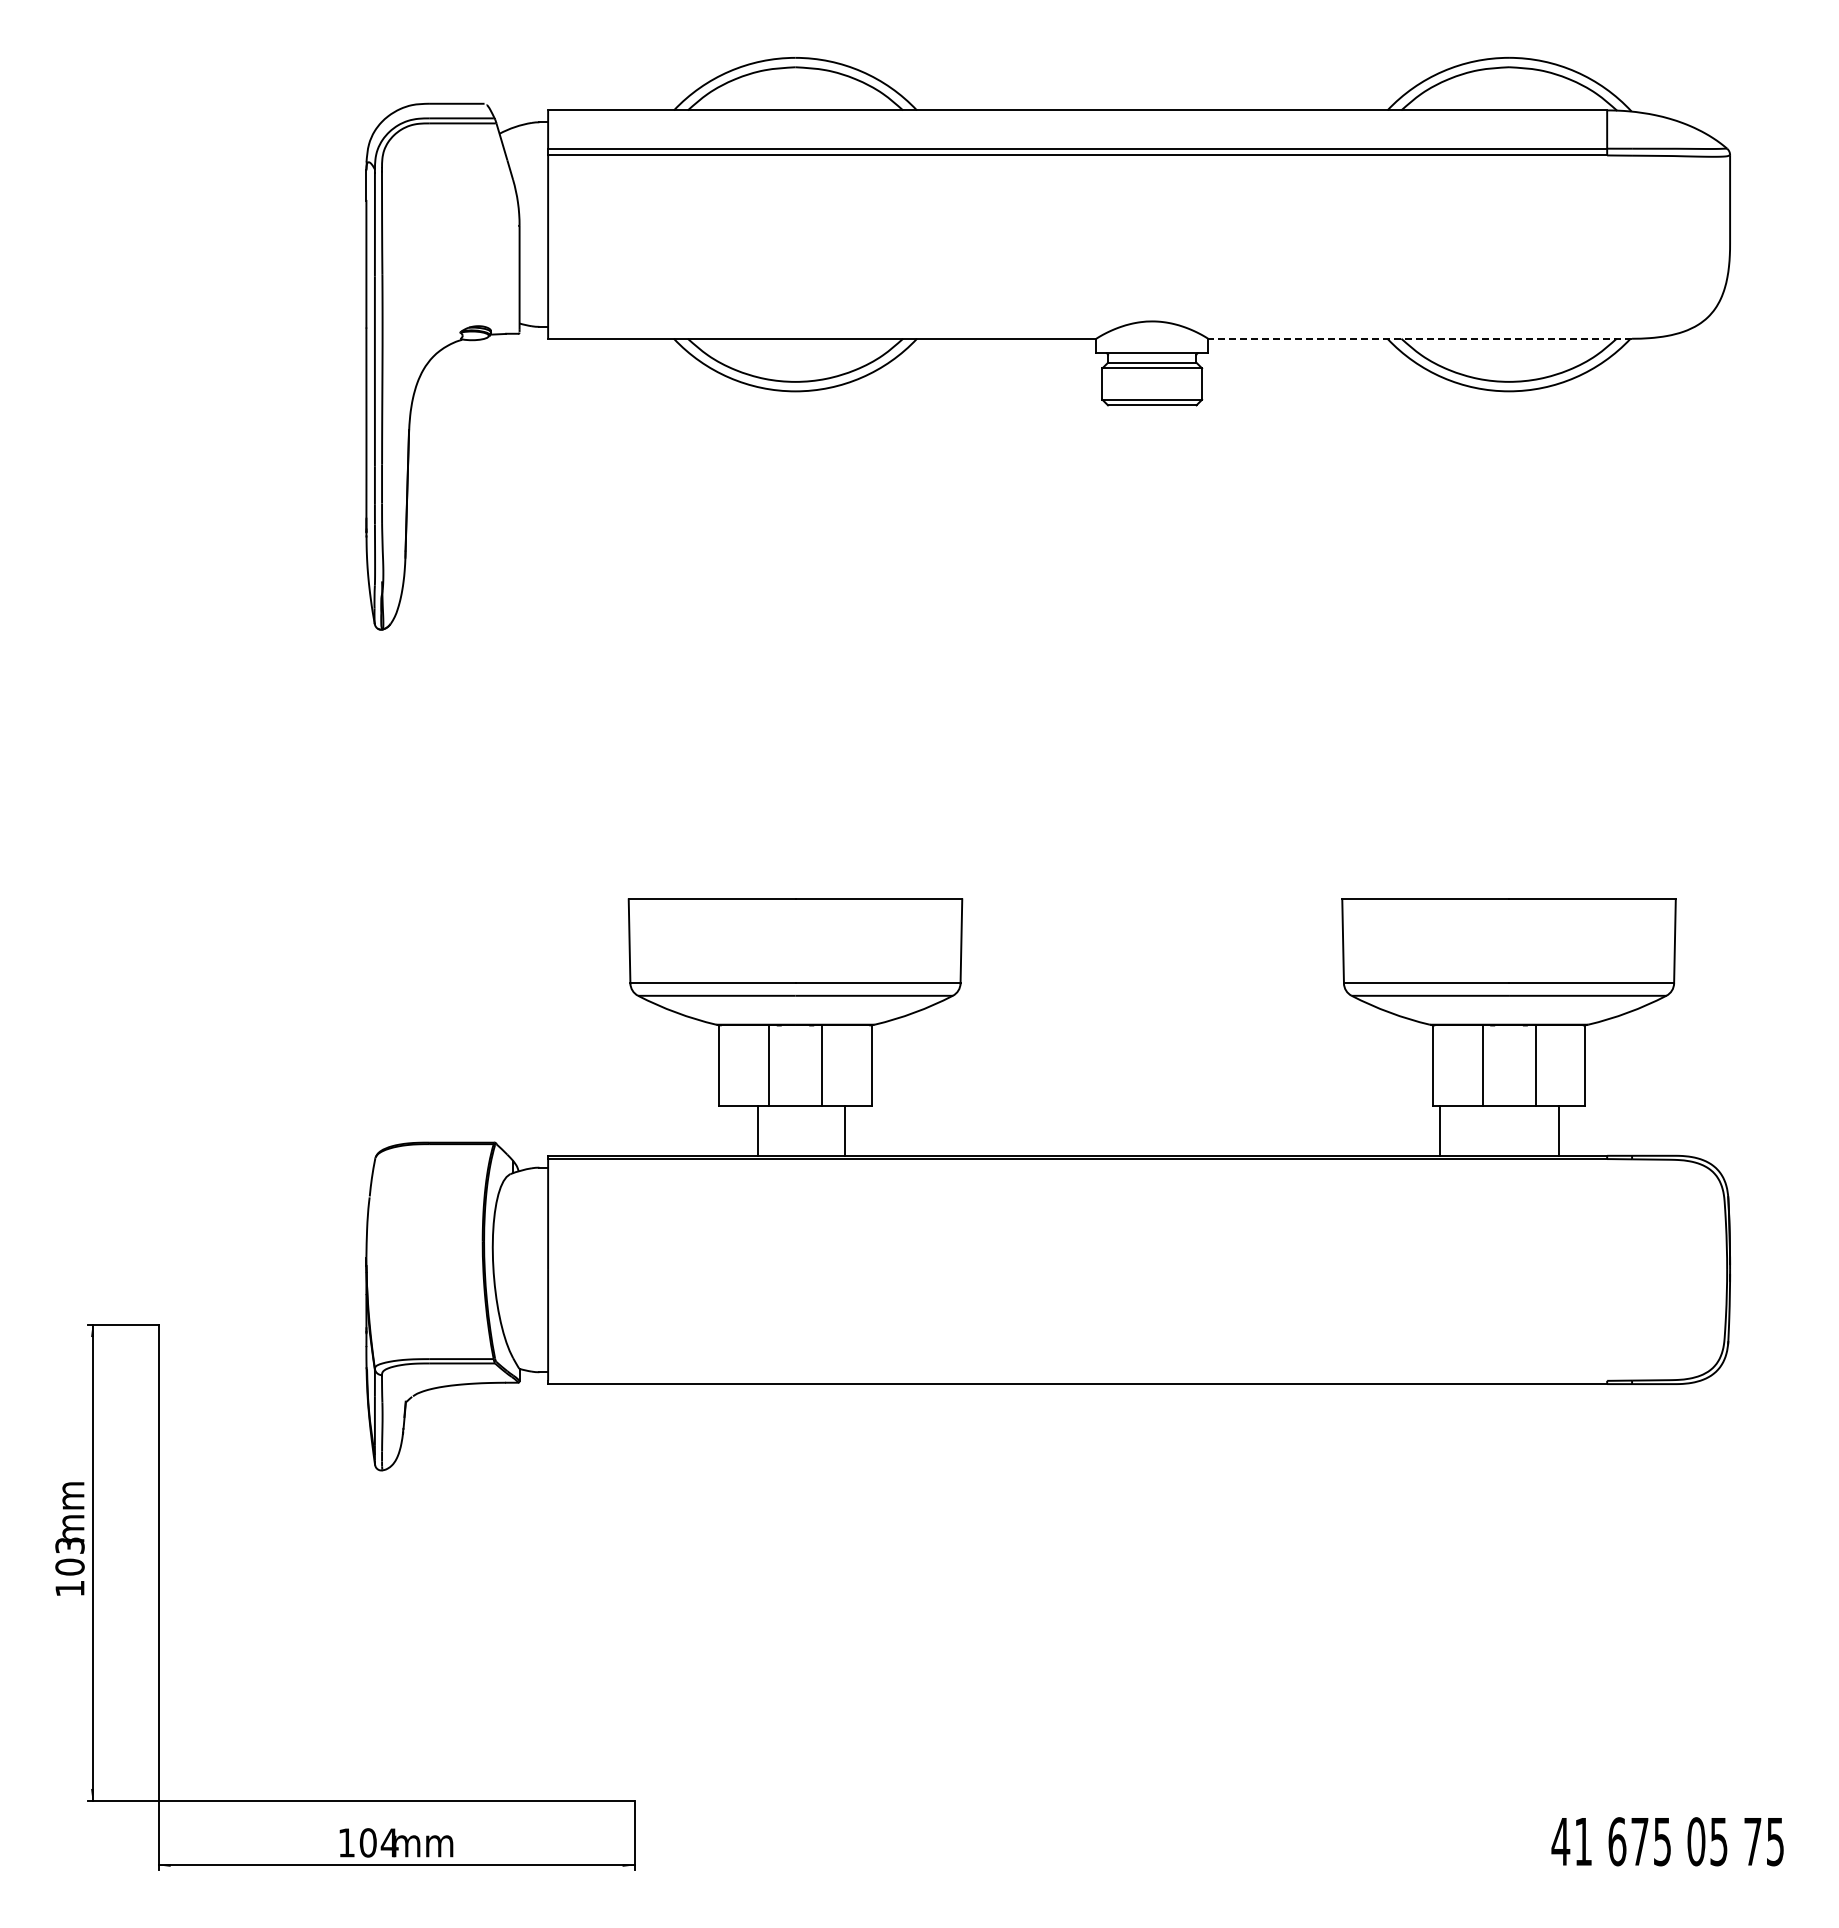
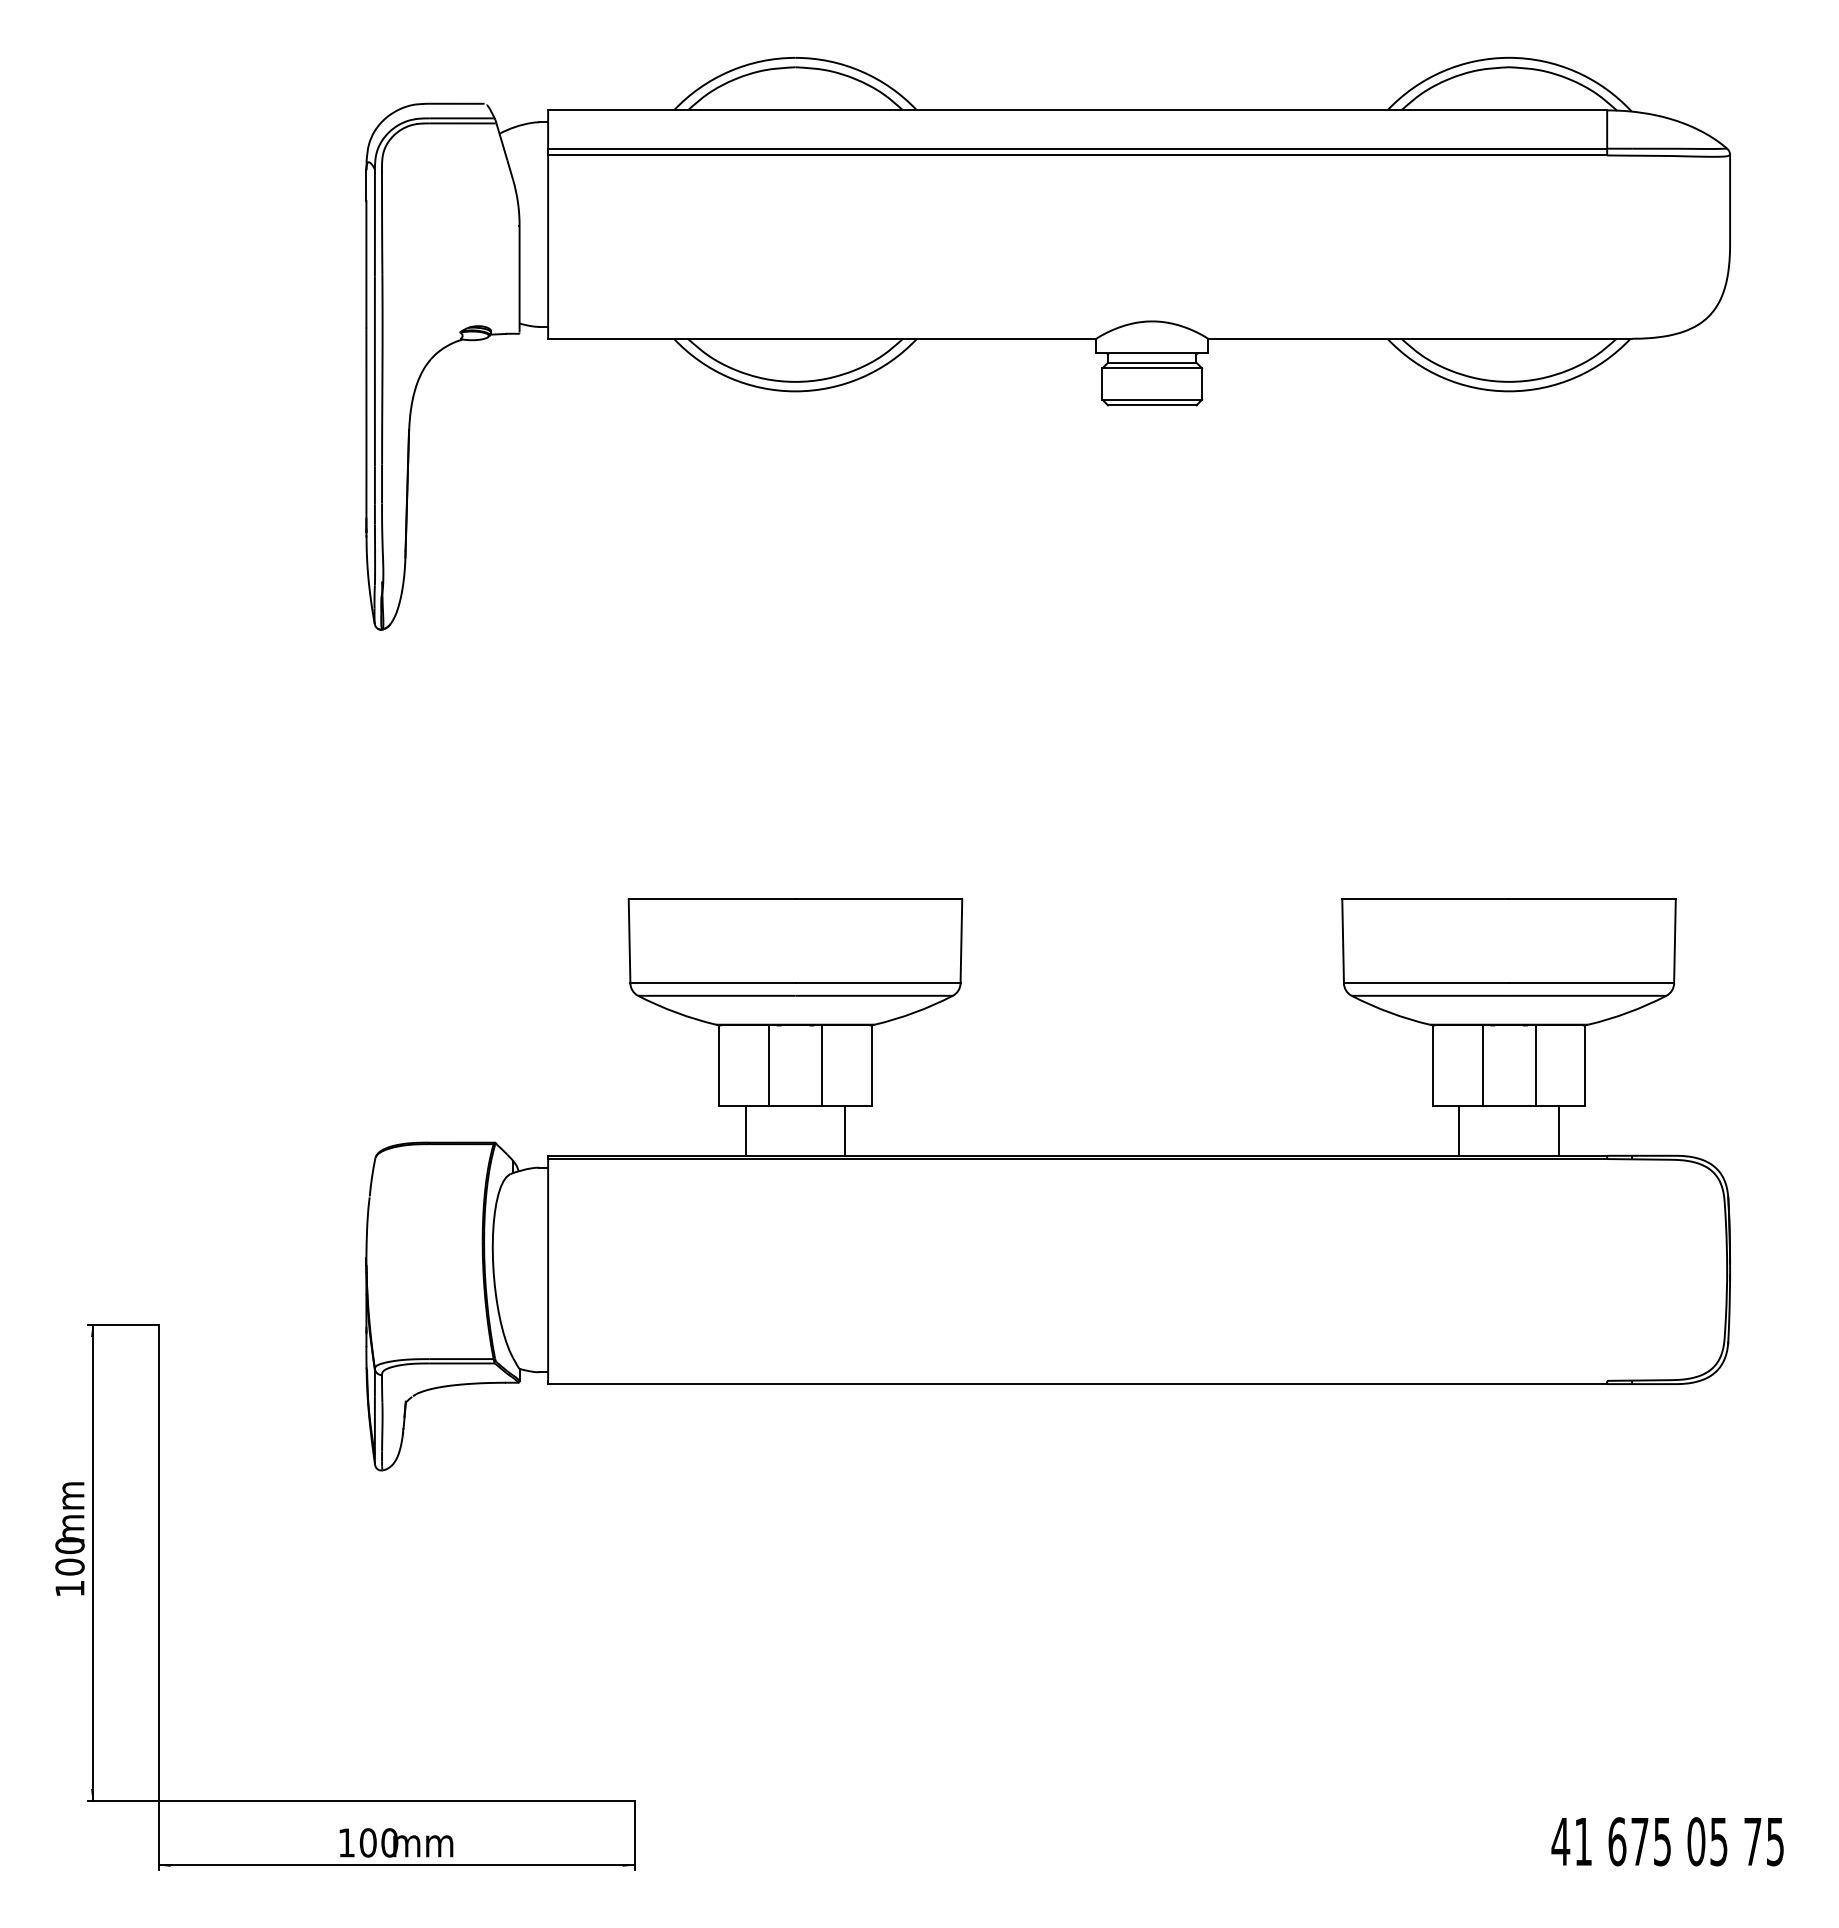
line: dashed -> solid (1420, 338)
line position: (757, 1130) -> (745, 1130) (745, 1130)
line position: (1440, 1130) -> (1459, 1130) (1459, 1130)
text: 103 -> 100 (69, 1545)
text: 104 -> 100 (389, 1842)
